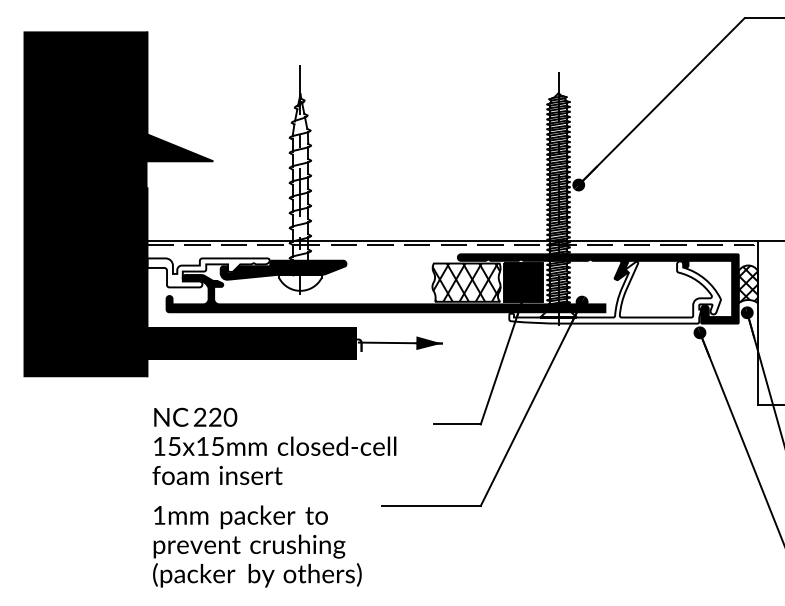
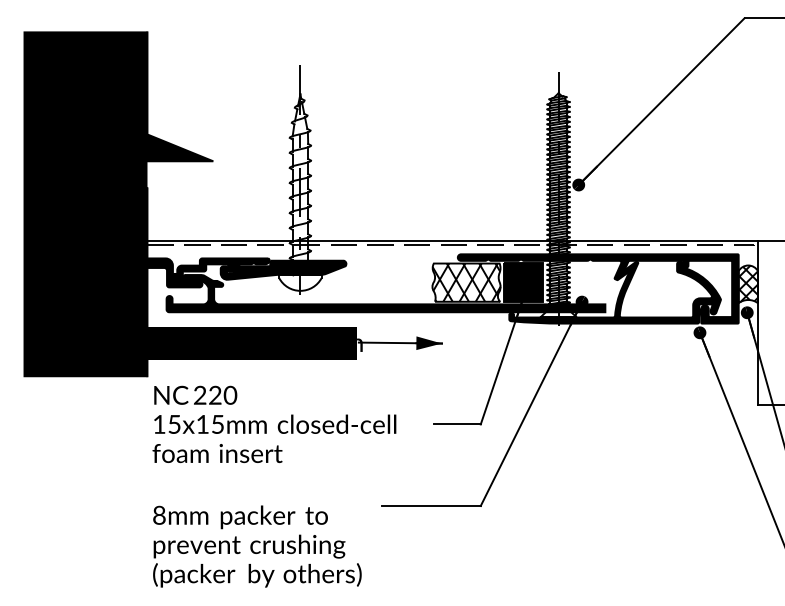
fill: none -> present (208, 272)
fill: none -> present (614, 292)
text position: (274, 446) -> (274, 424) (274, 424)
text: 1mm -> 8mm (159, 514)
